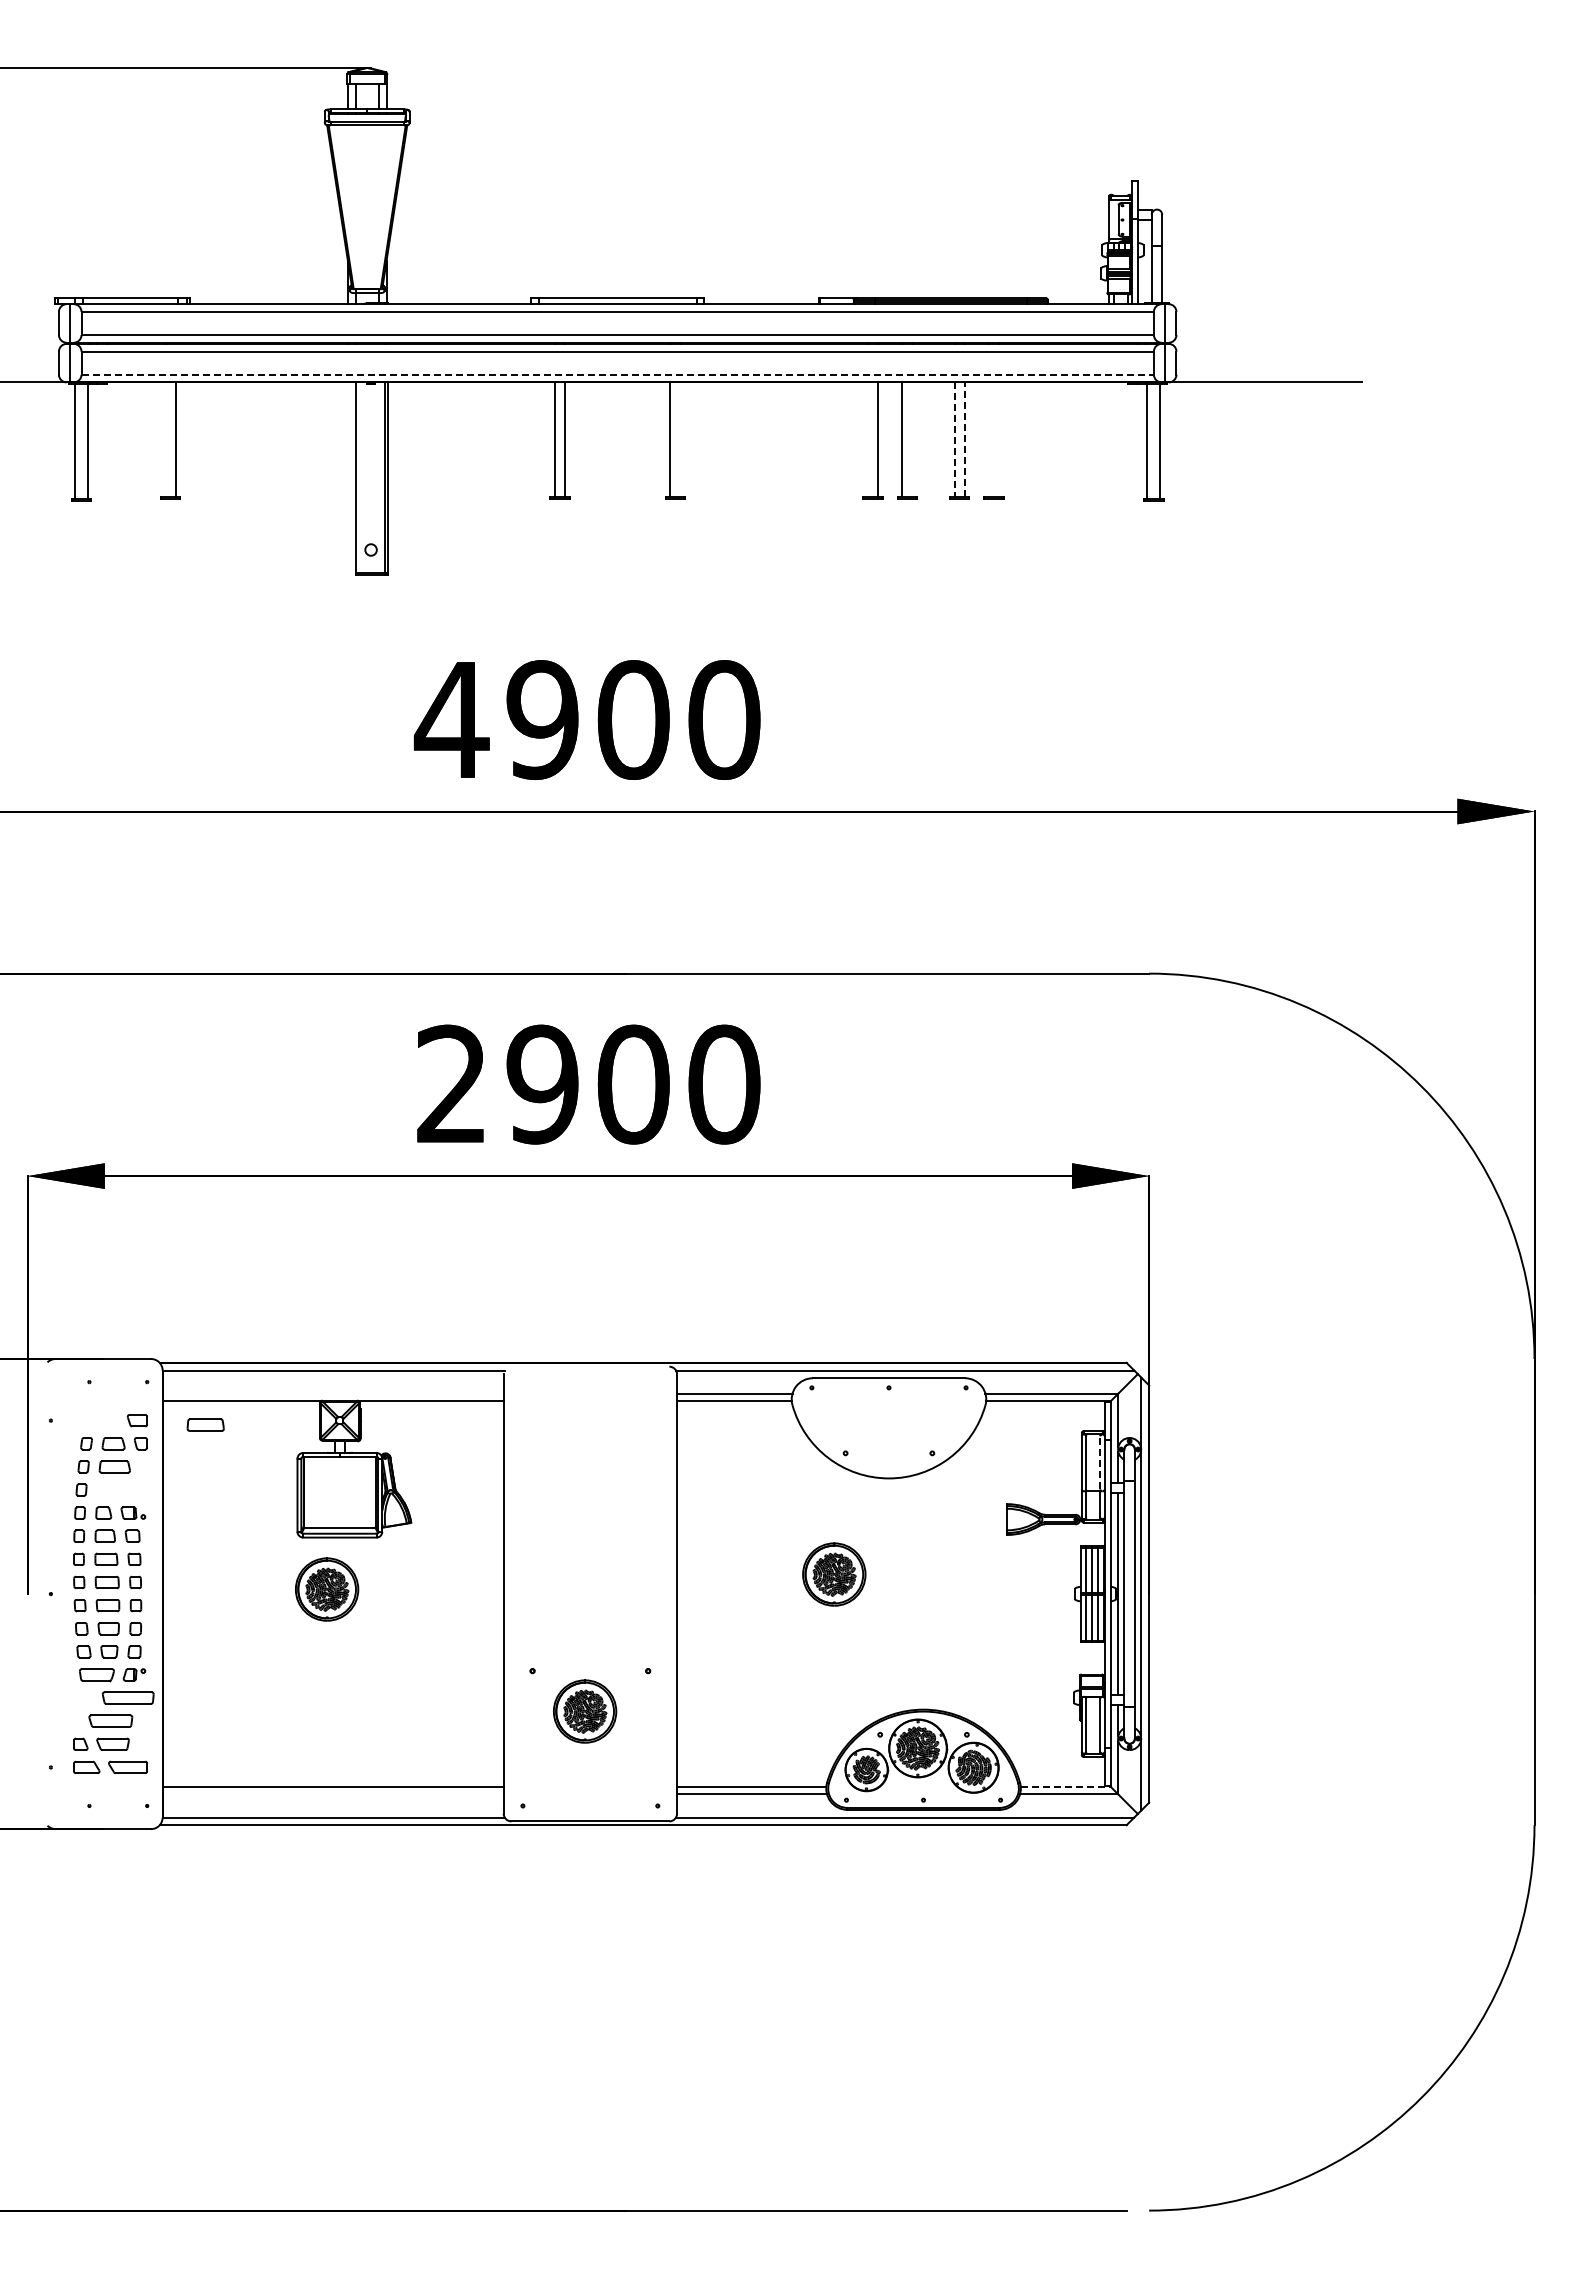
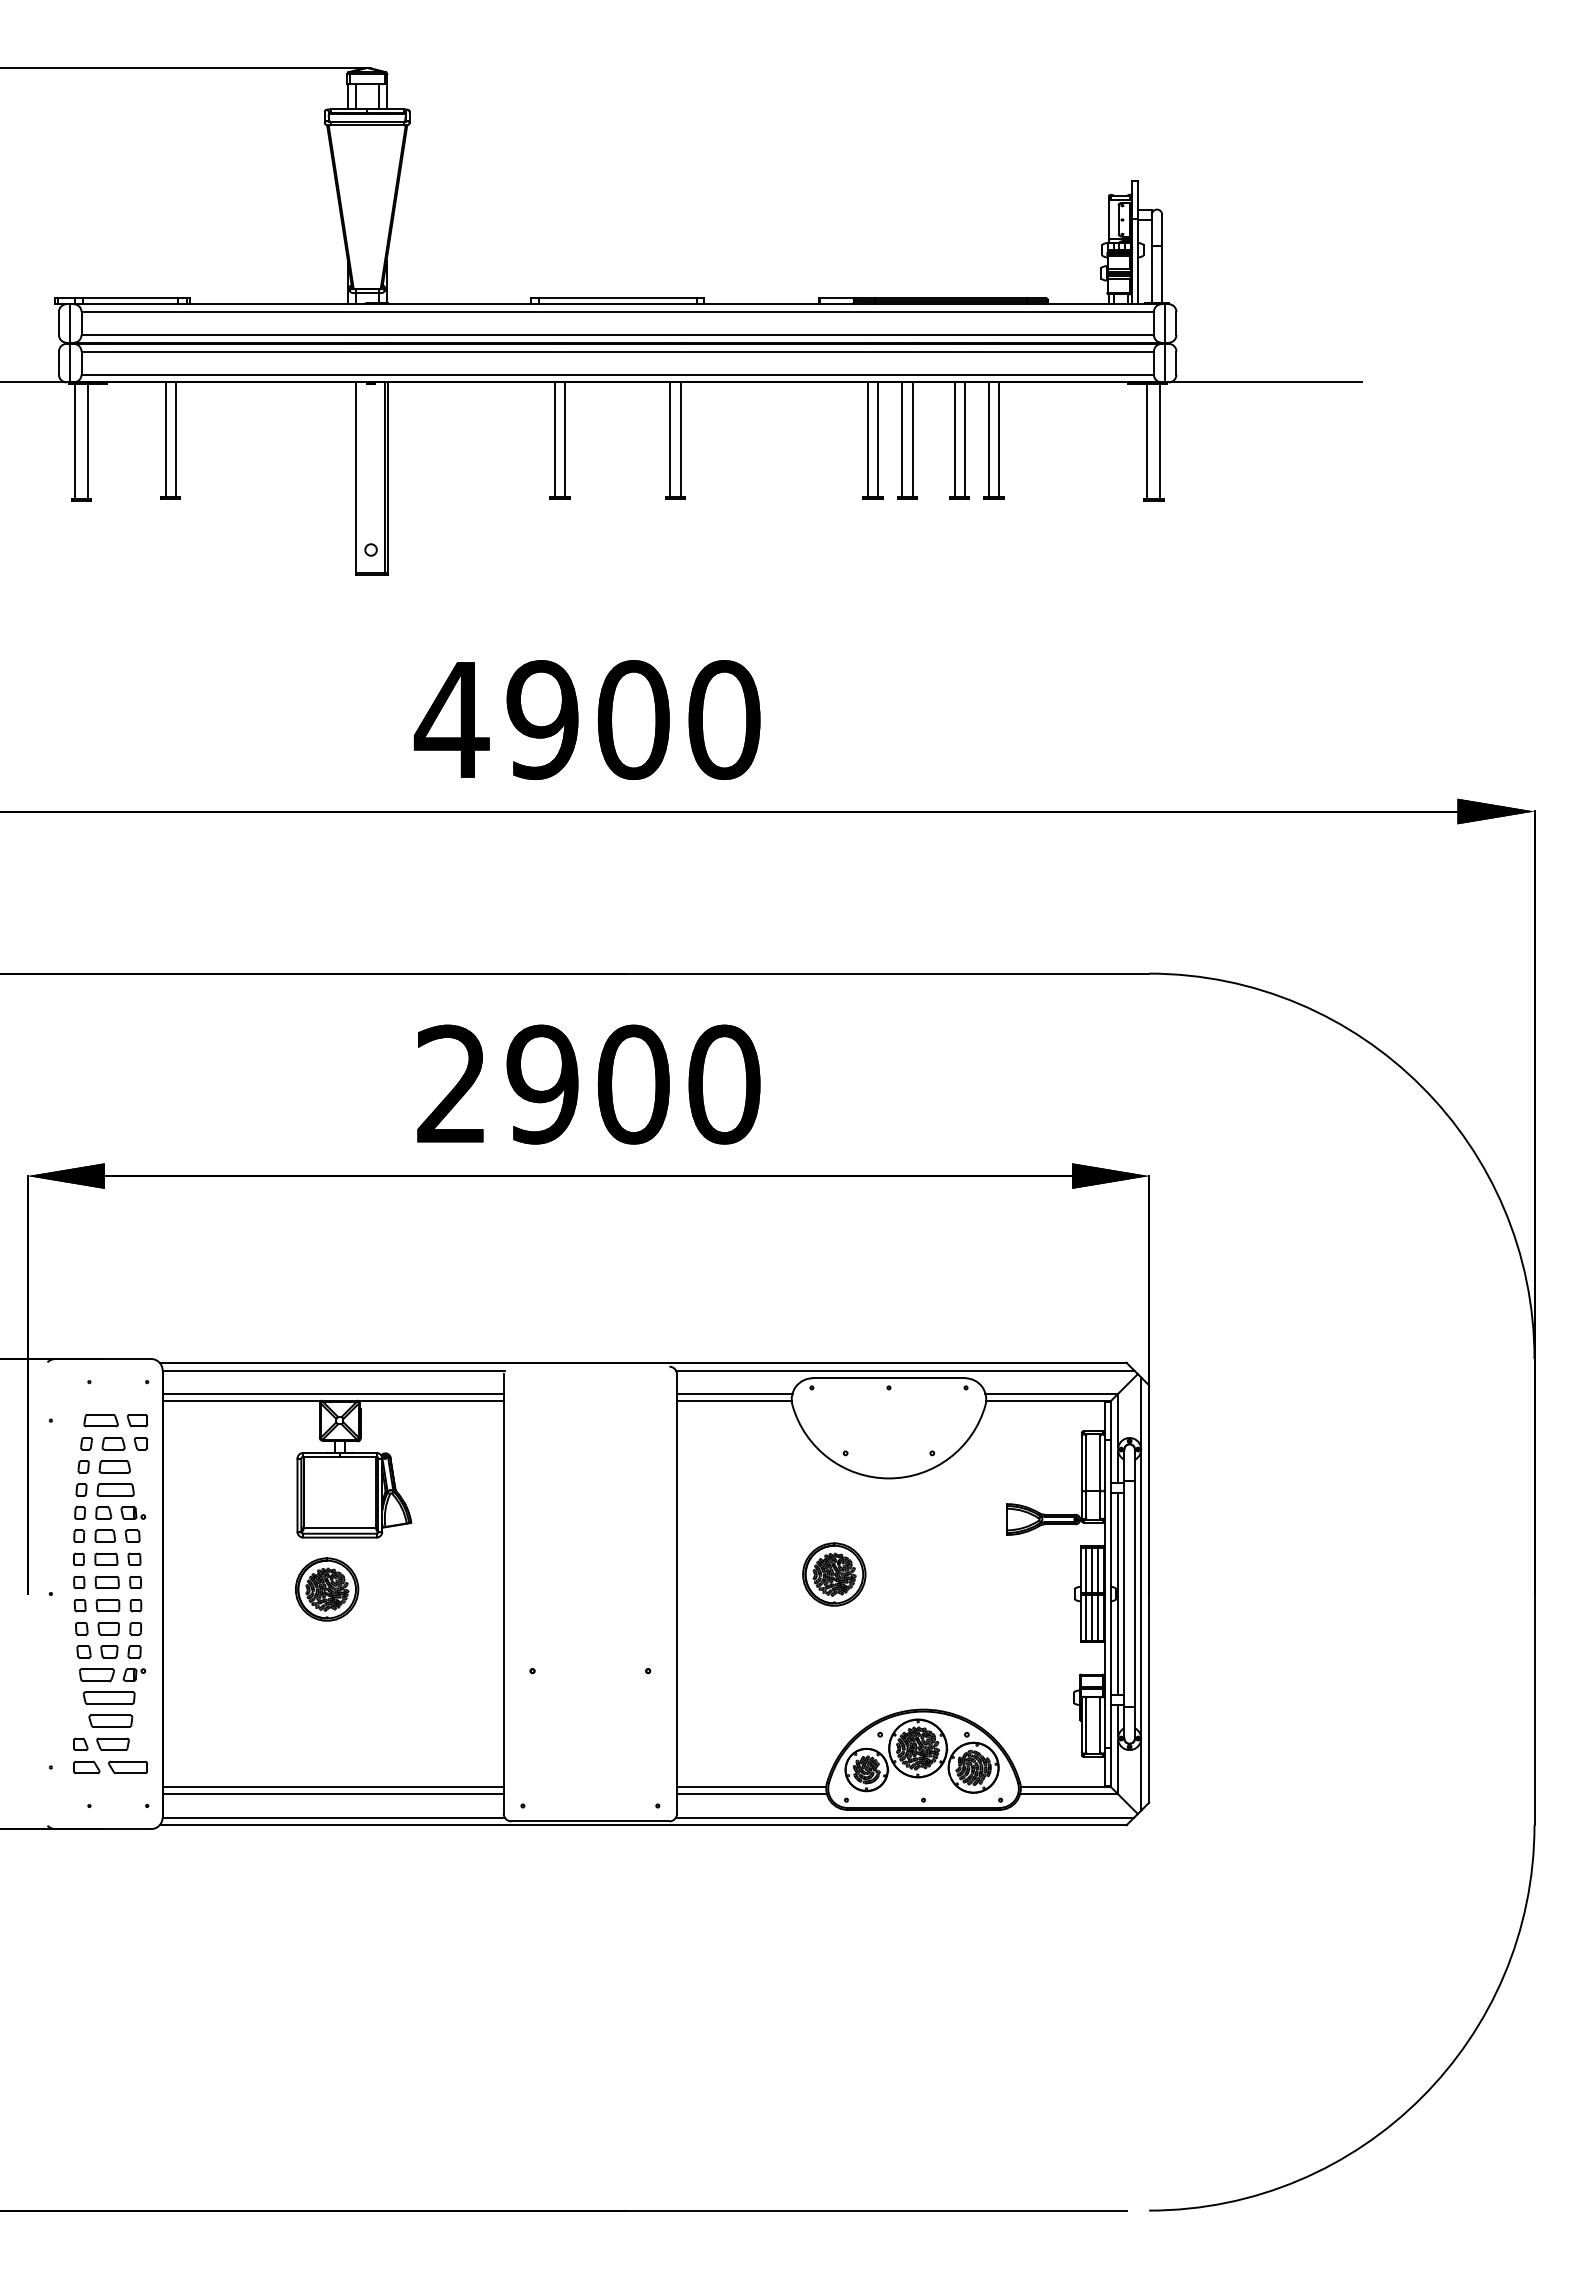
line: dashed -> solid (618, 374)
line: none -> present (165, 439)
line: none -> present (680, 439)
line: none -> present (867, 439)
line: none -> present (912, 439)
line: dashed -> solid (964, 439)
line: none -> present (989, 439)
line: none -> present (999, 439)
line: dashed -> solid (954, 440)
line: none -> present (332, 1393)
part: none -> present (100, 1420)
part position: (205, 1424) -> (115, 1489) (115, 1489)
line: dashed -> solid (1100, 1462)
part position: (127, 1697) -> (108, 1697) (108, 1697)
part: present -> none (585, 1711)
line: dashed -> solid (1065, 1786)
line: none -> present (332, 1794)
